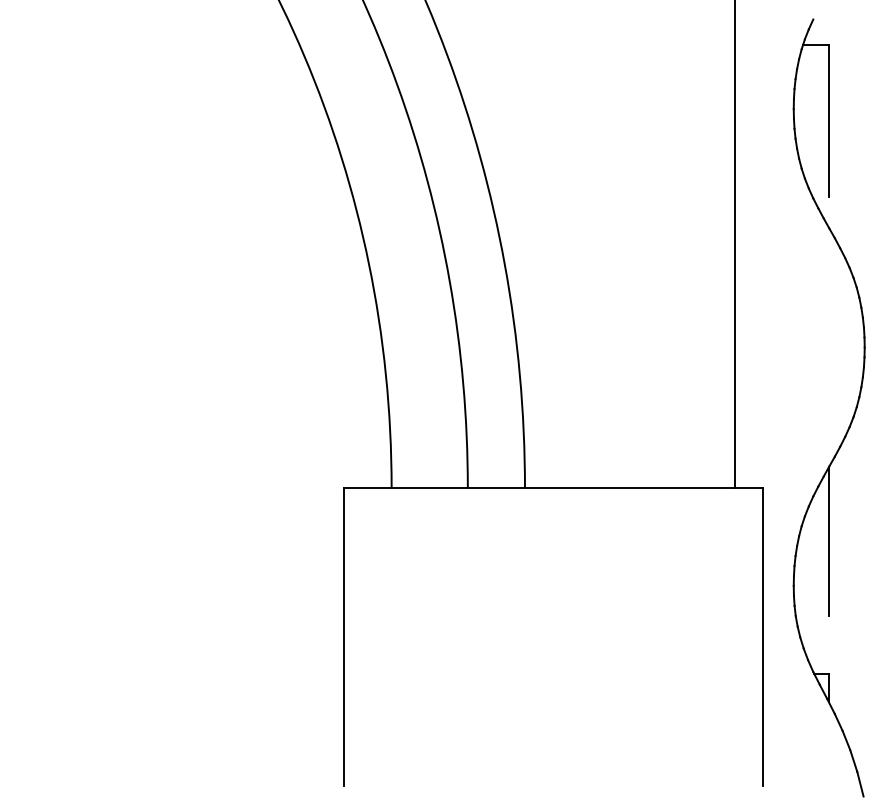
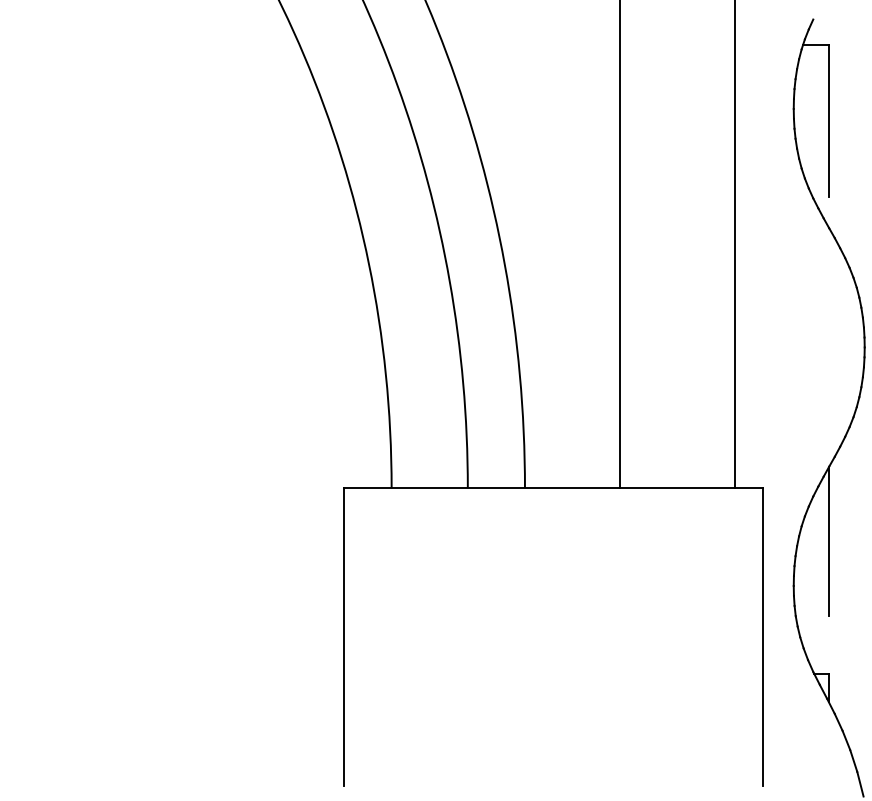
line: none -> present (620, 245)
